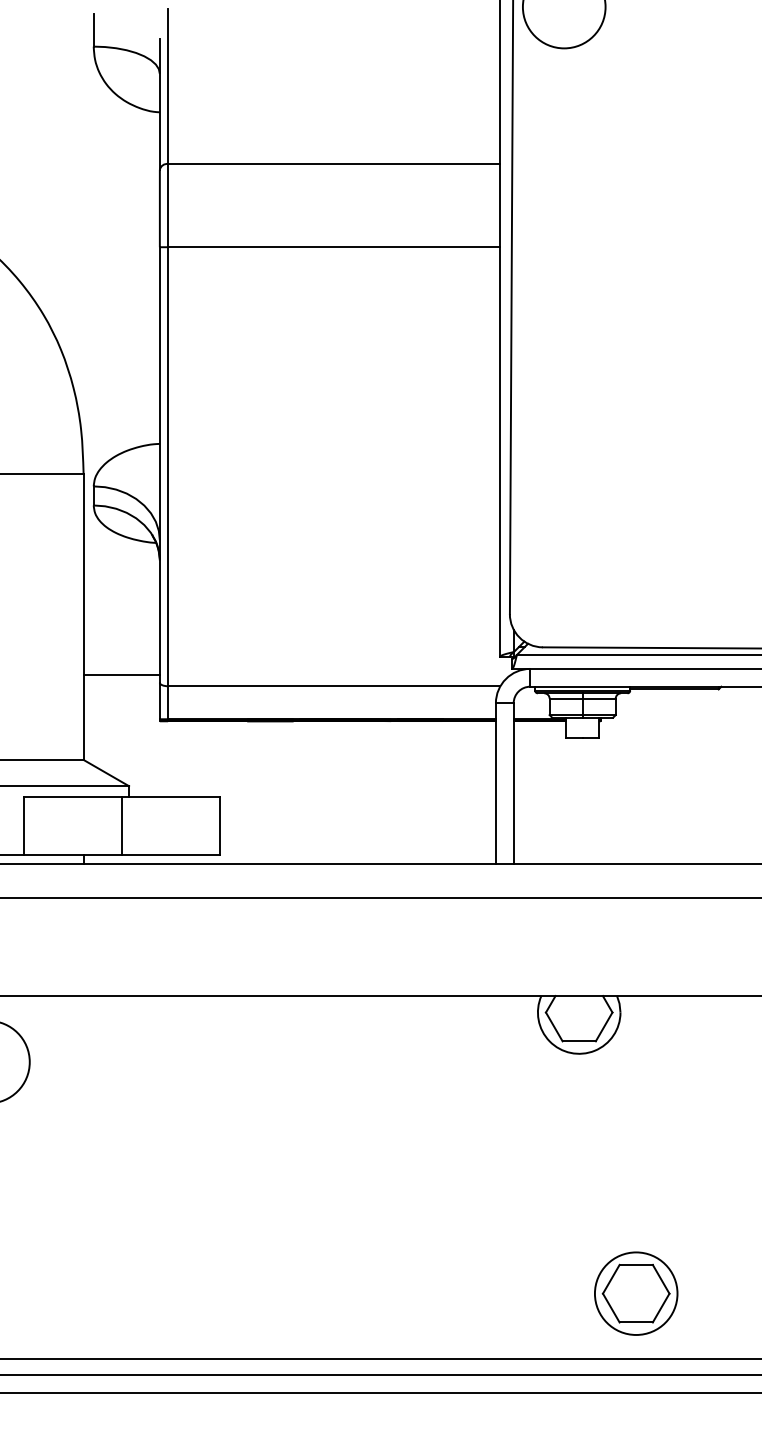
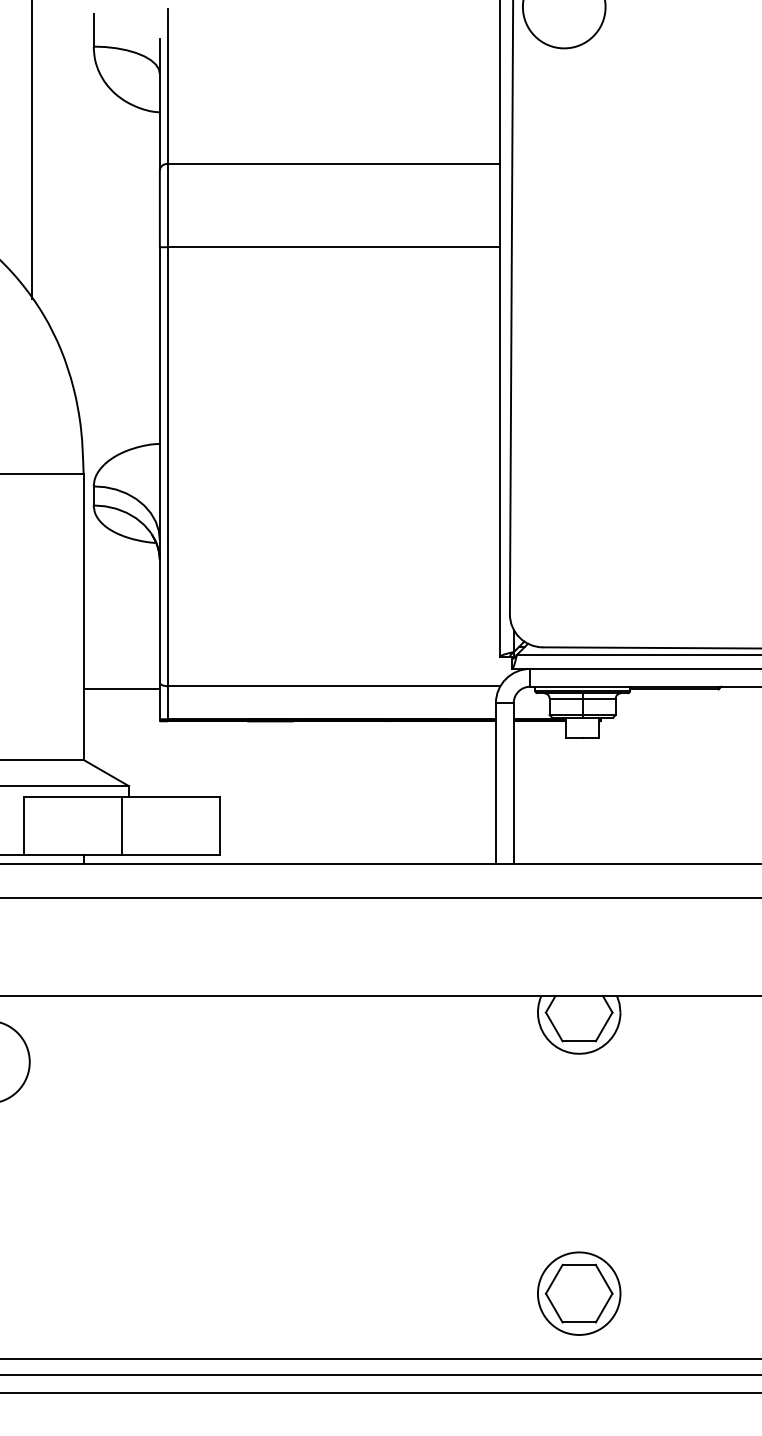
line: none -> present (31, 150)
line position: (121, 675) -> (121, 689) (121, 689)
part position: (636, 1293) -> (579, 1293) (579, 1293)
